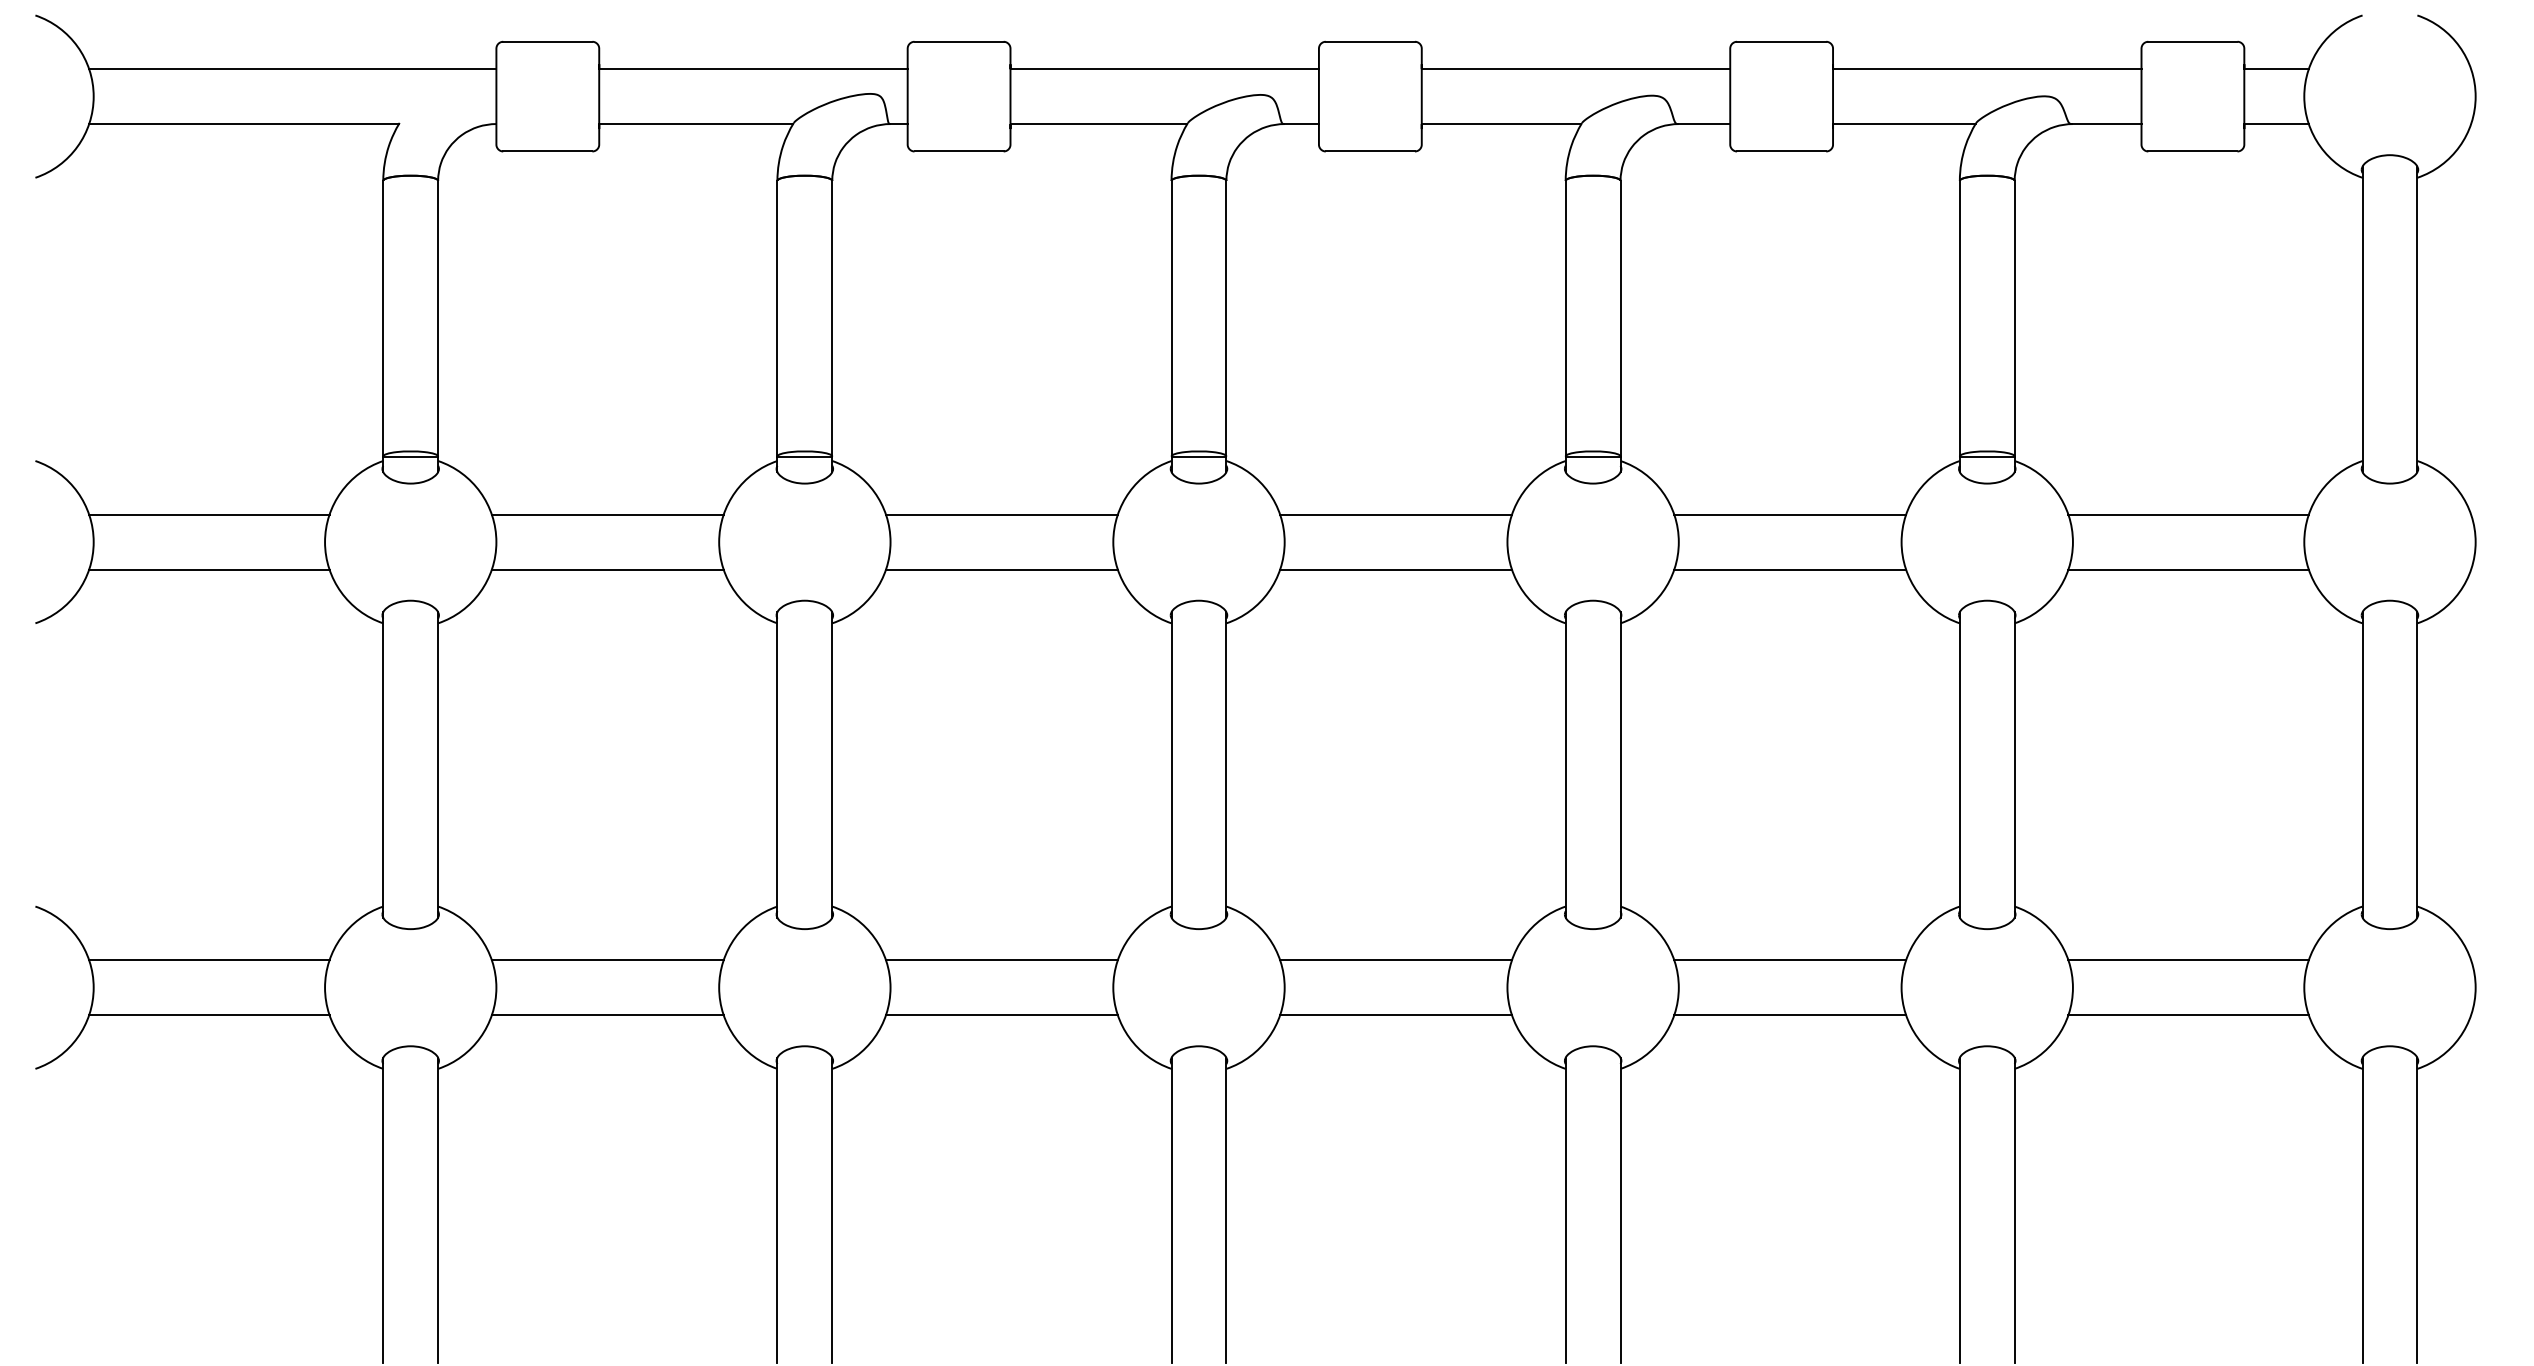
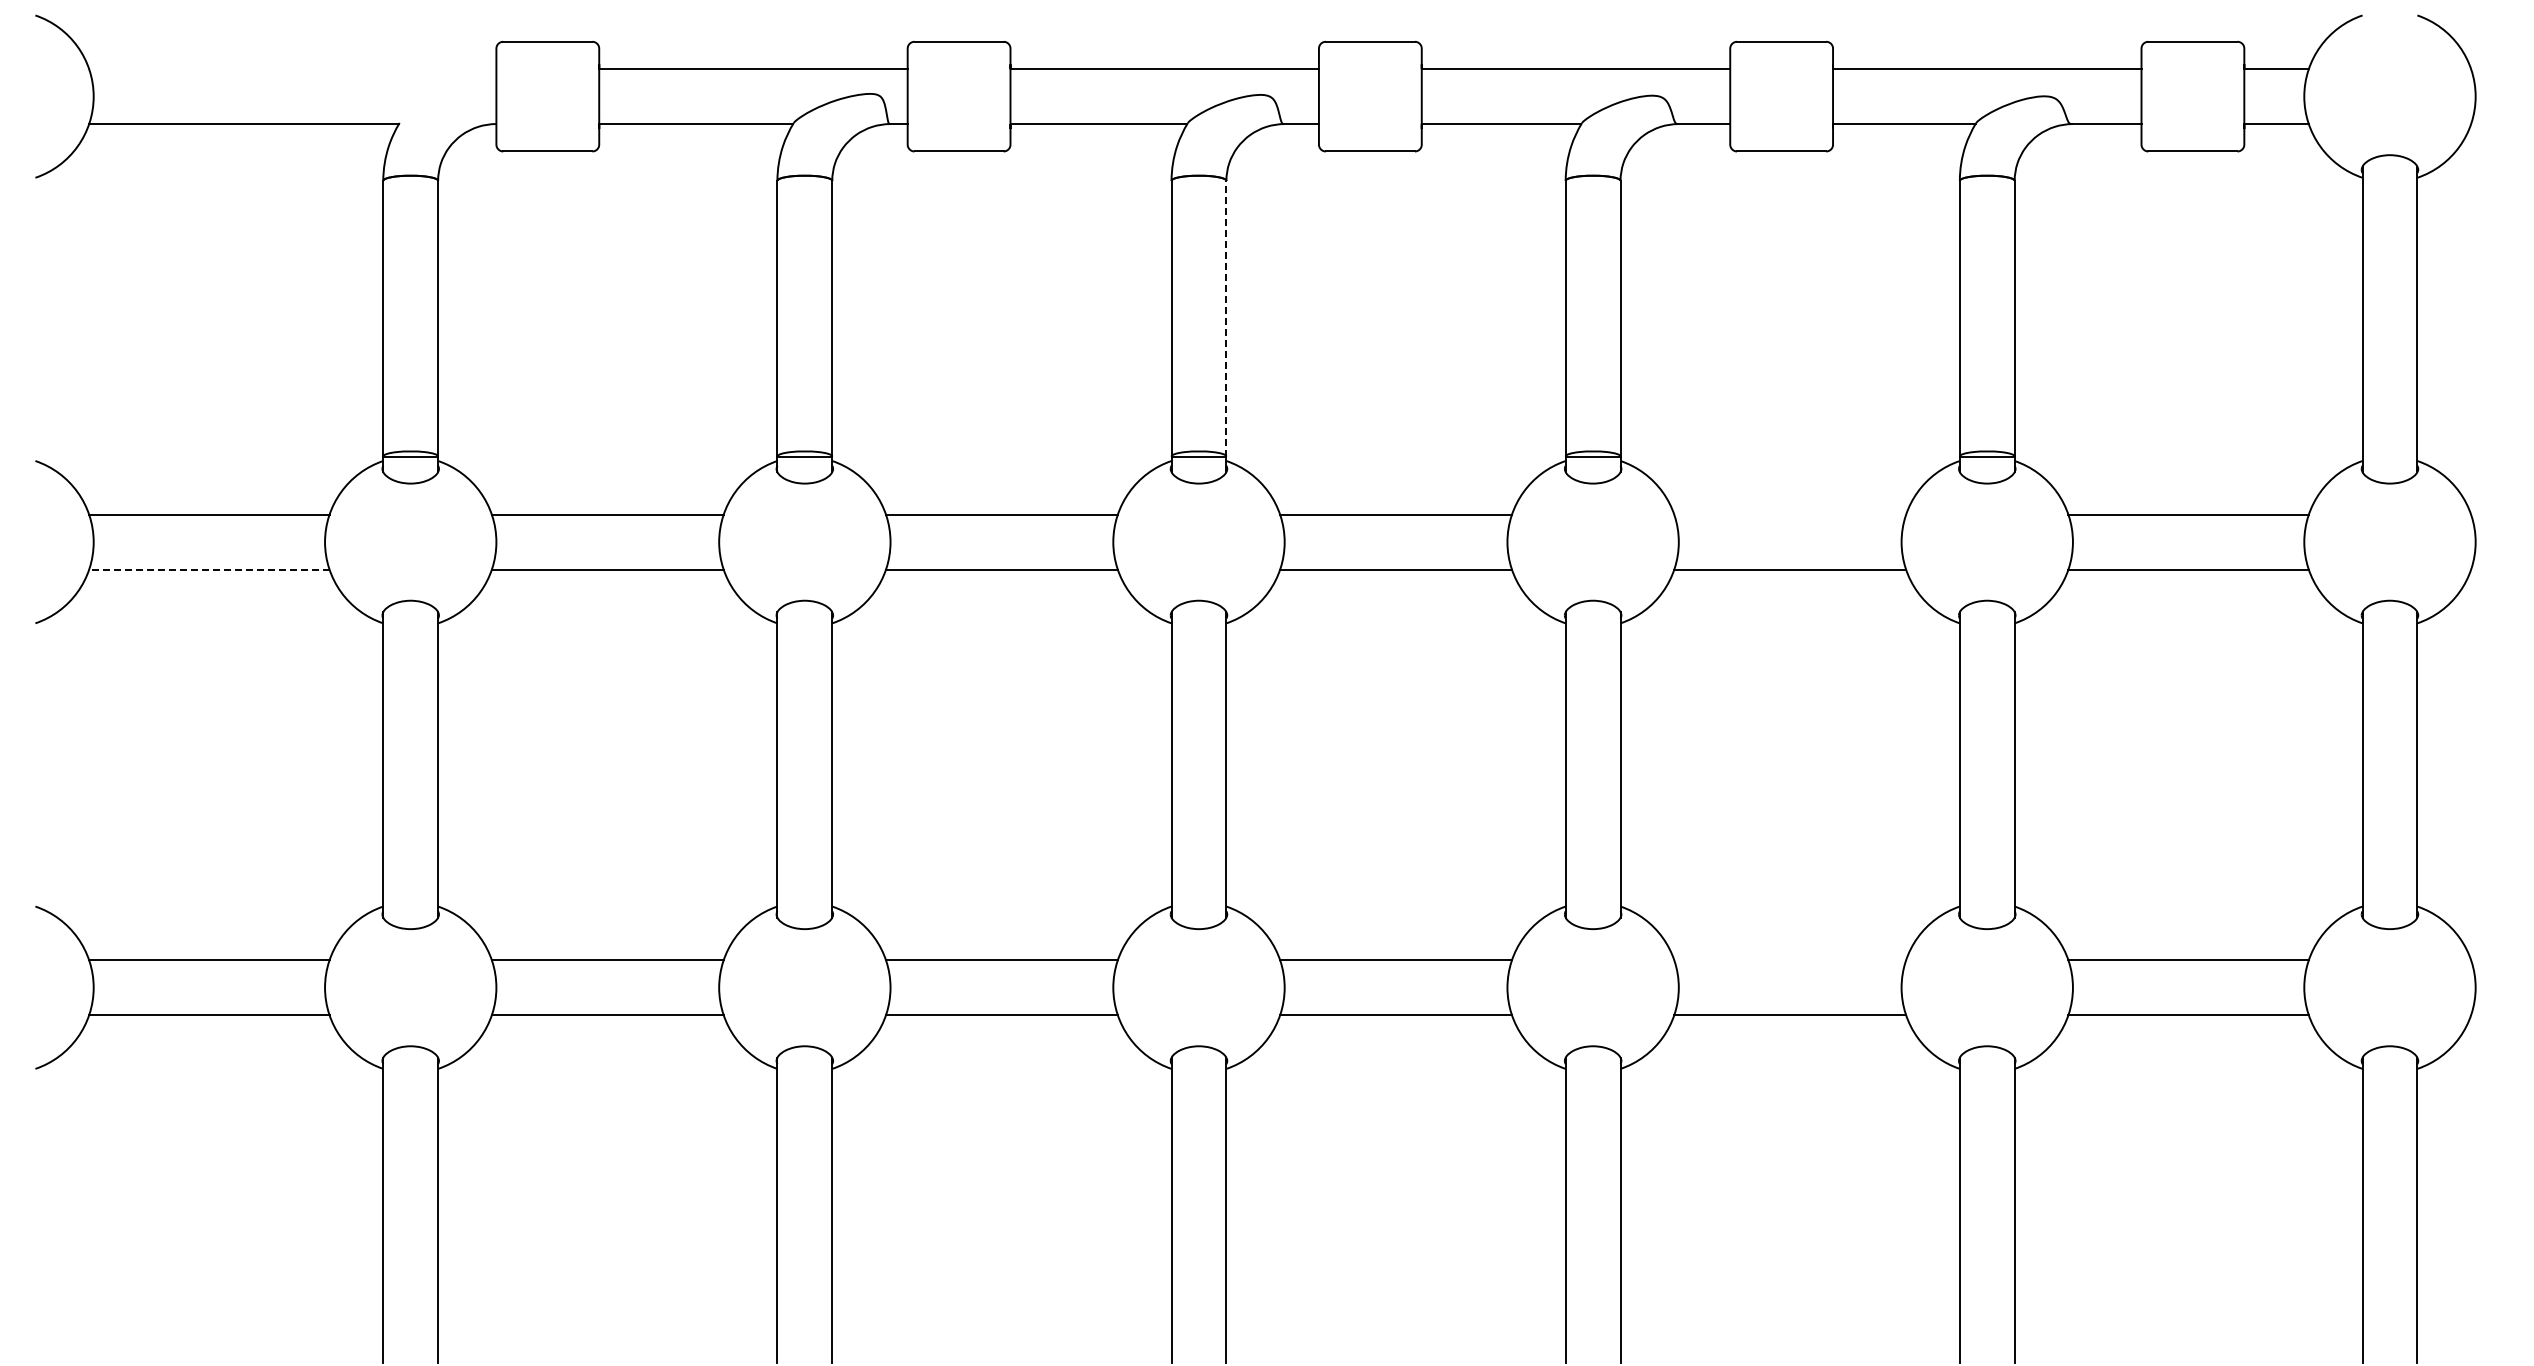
line: present -> none (292, 69)
line: solid -> dashed (1226, 318)
line: present -> none (1790, 514)
line: solid -> dashed (208, 569)
line: present -> none (1790, 960)
